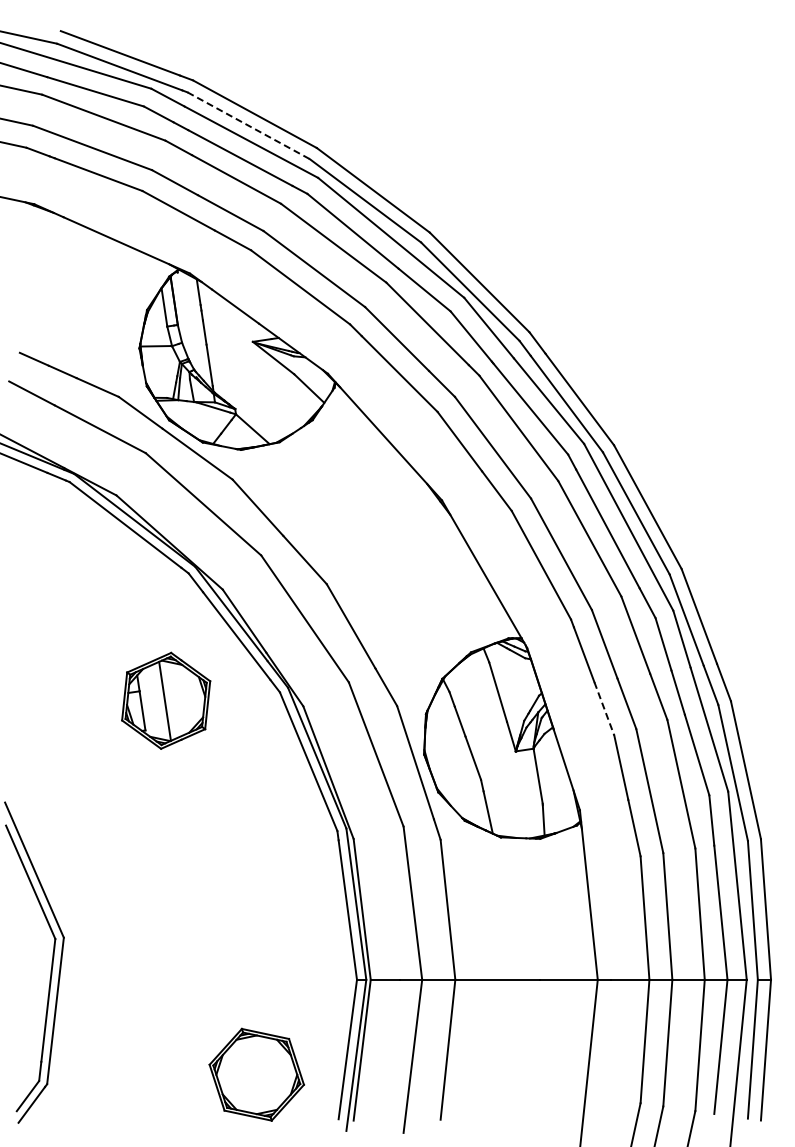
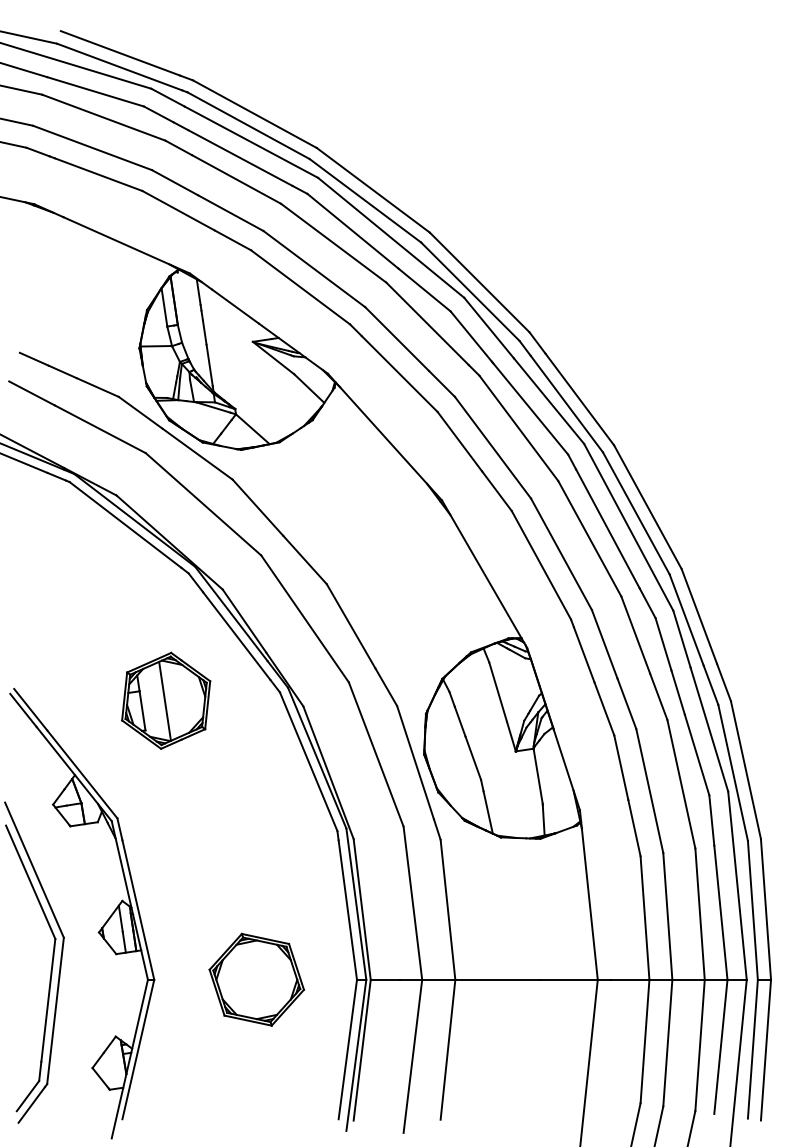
line: dashed -> solid (248, 125)
line: dashed -> solid (604, 709)
part: none -> present (100, 928)
part position: (256, 1074) -> (256, 979) (256, 979)
